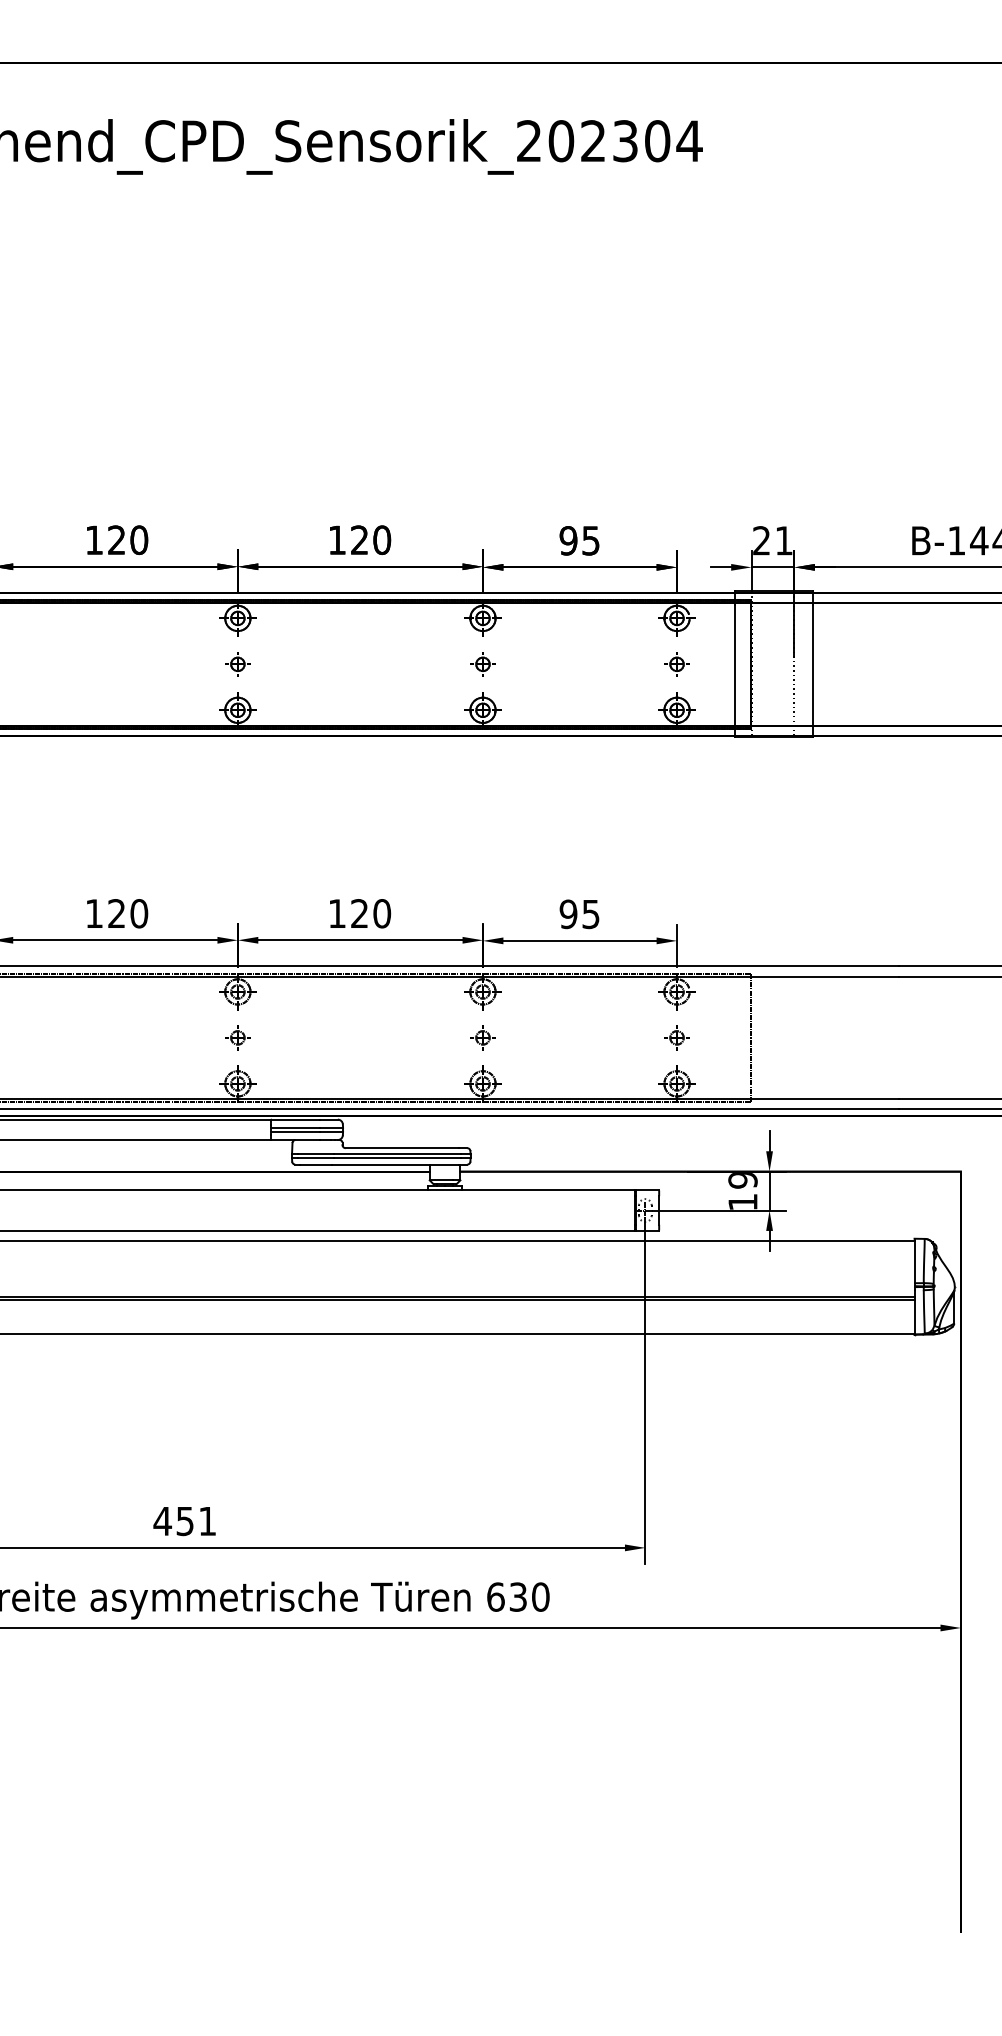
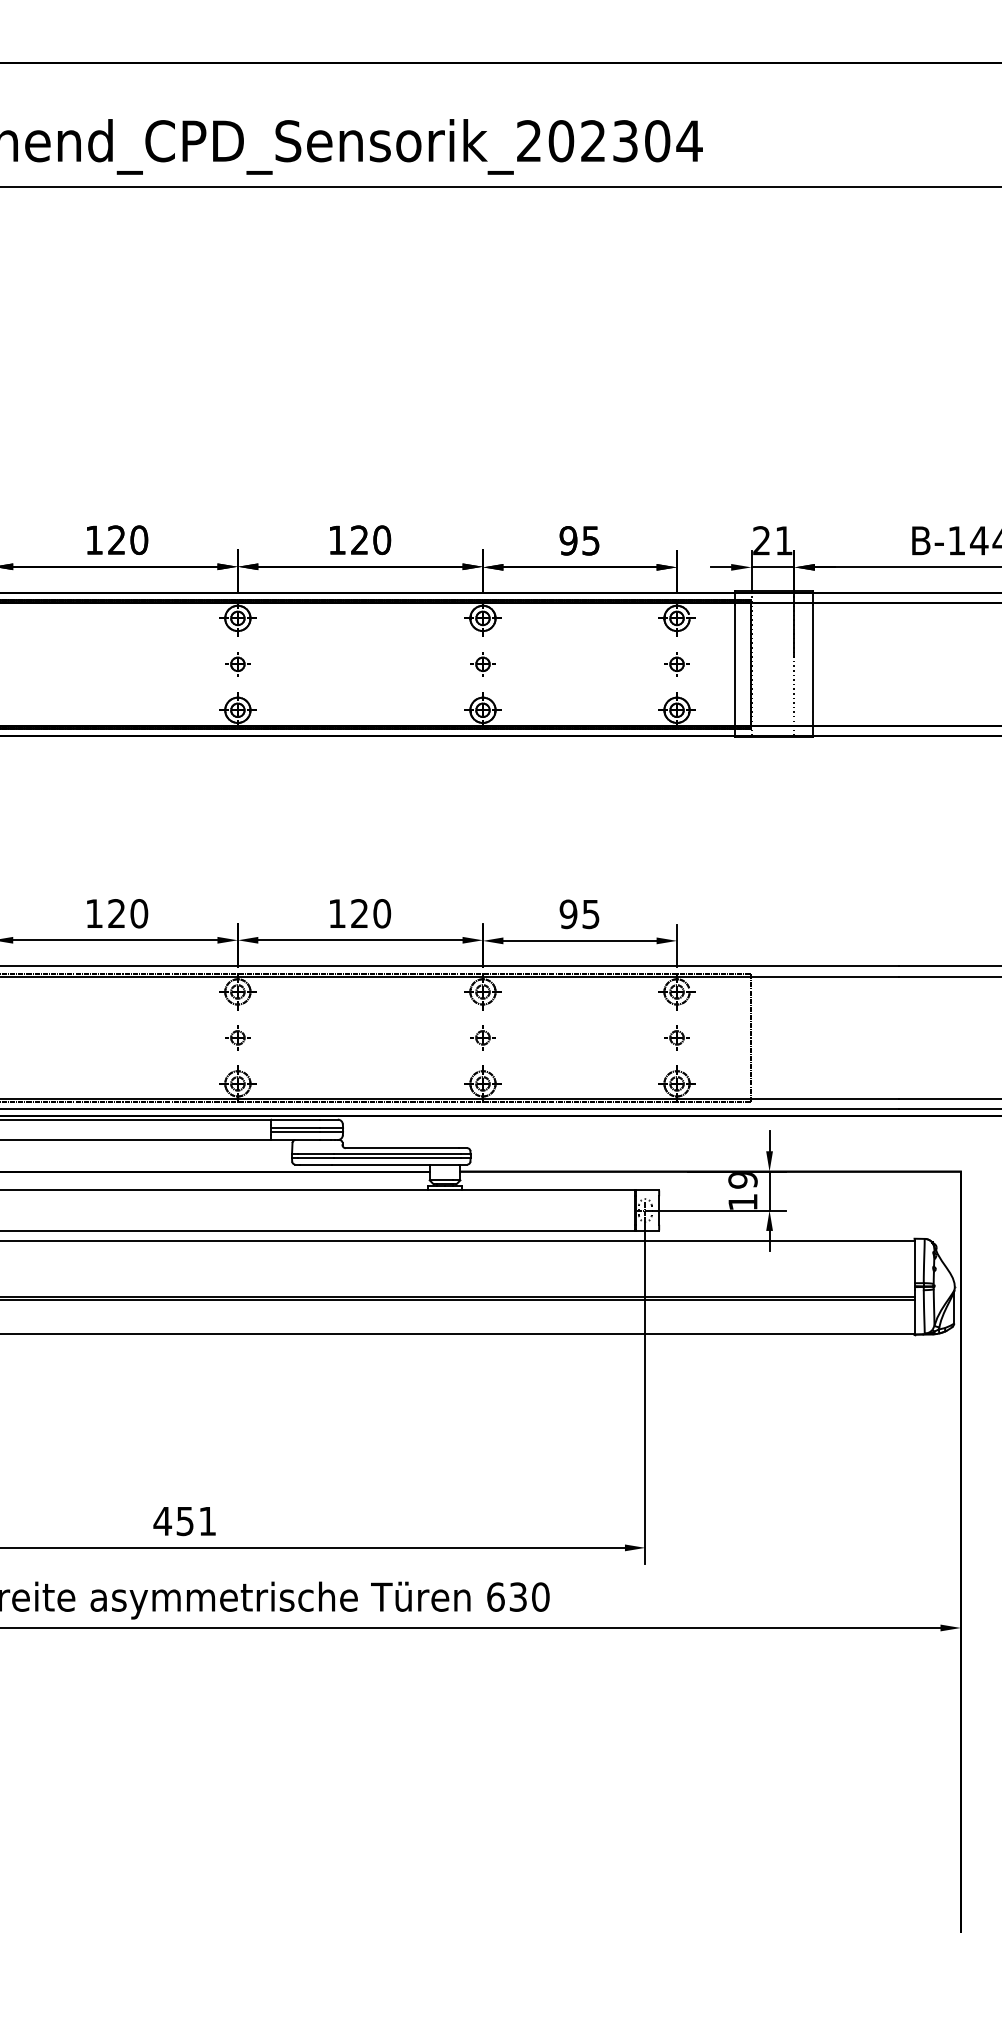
line: none -> present (500, 186)
